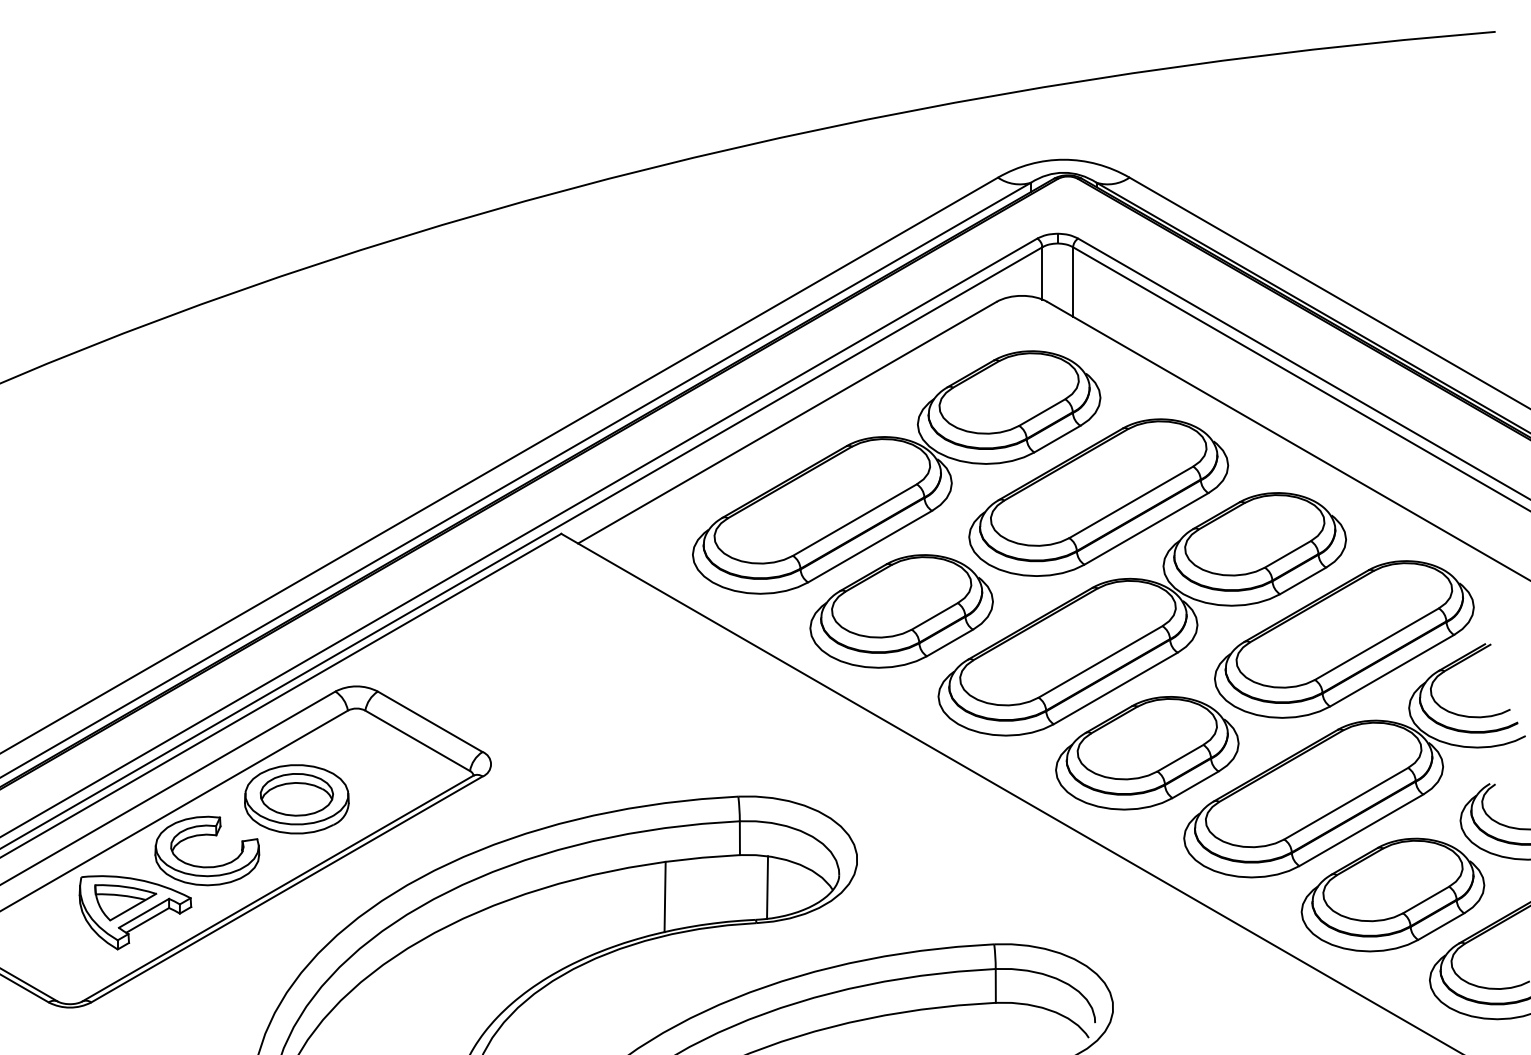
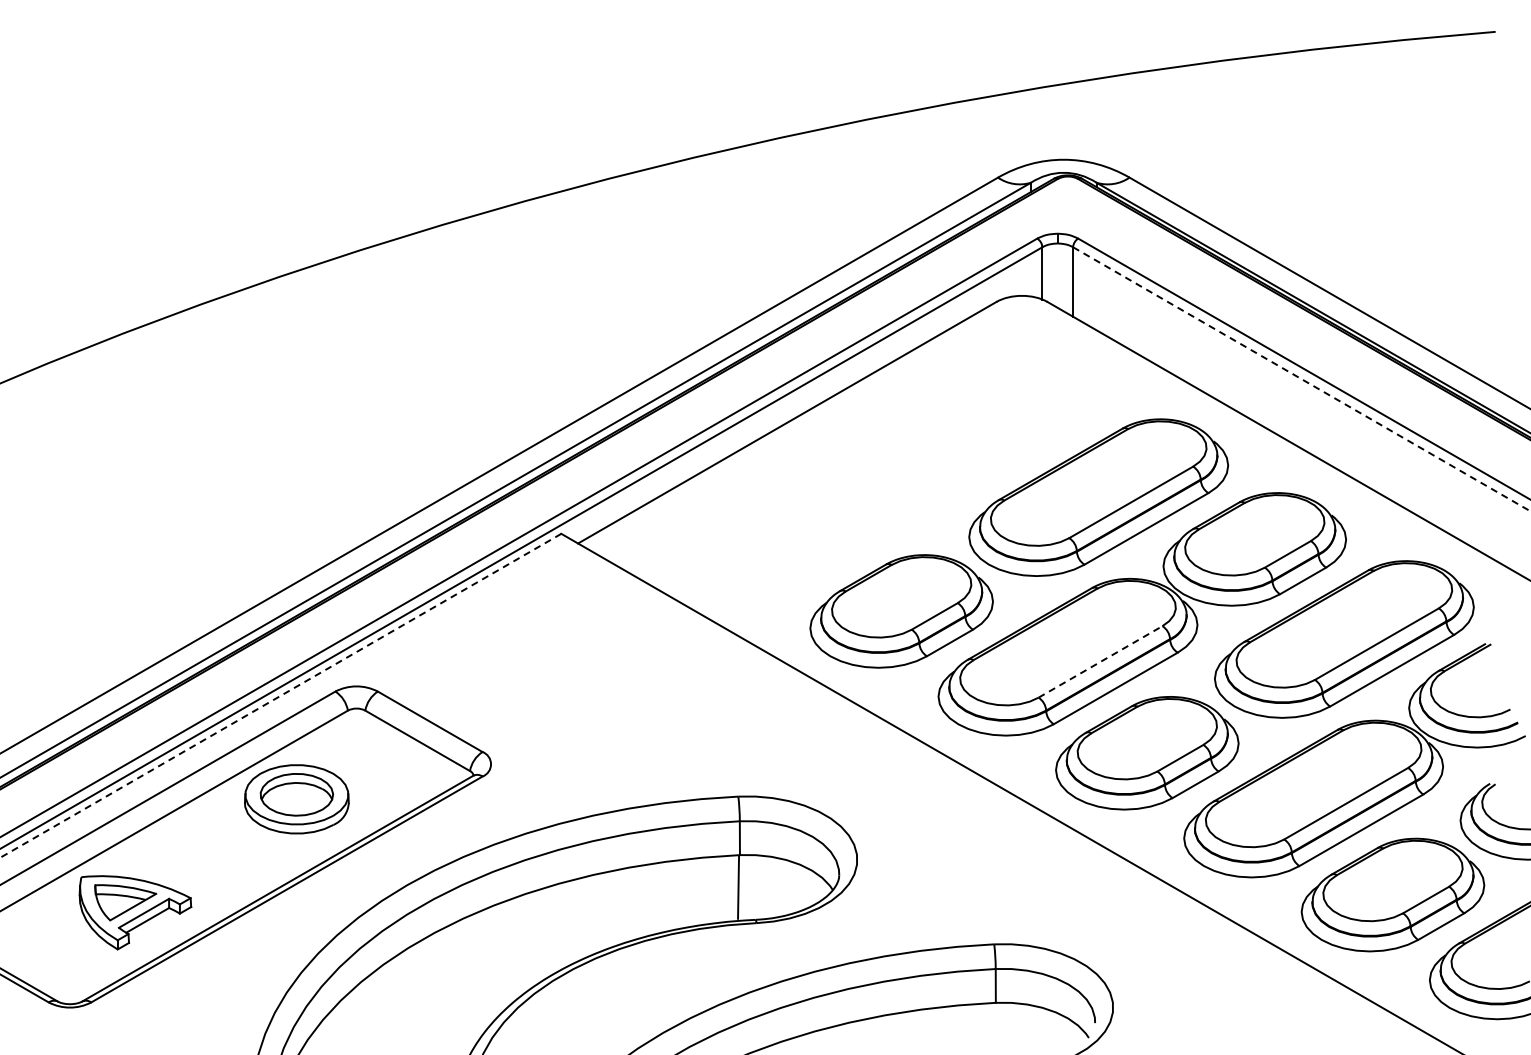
line: solid -> dashed (1302, 379)
part: present -> none (896, 472)
line: solid -> dashed (1100, 661)
line: solid -> dashed (280, 695)
part: present -> none (207, 835)
line position: (767, 887) -> (738, 887) (738, 887)
line: present -> none (664, 896)
